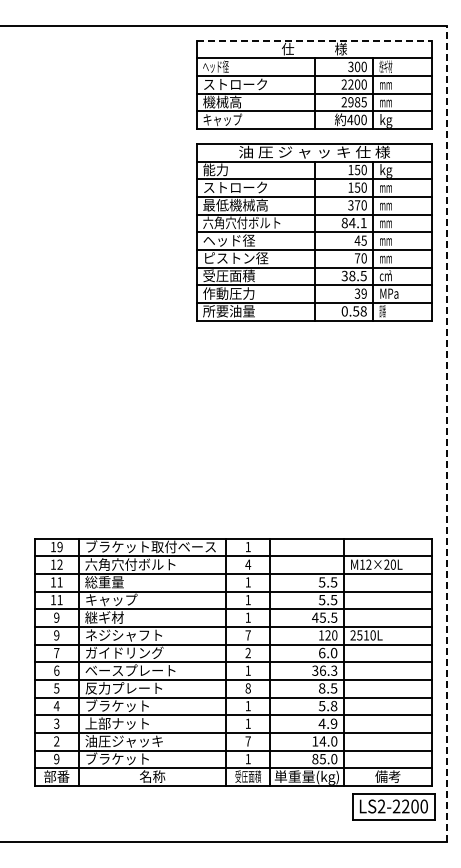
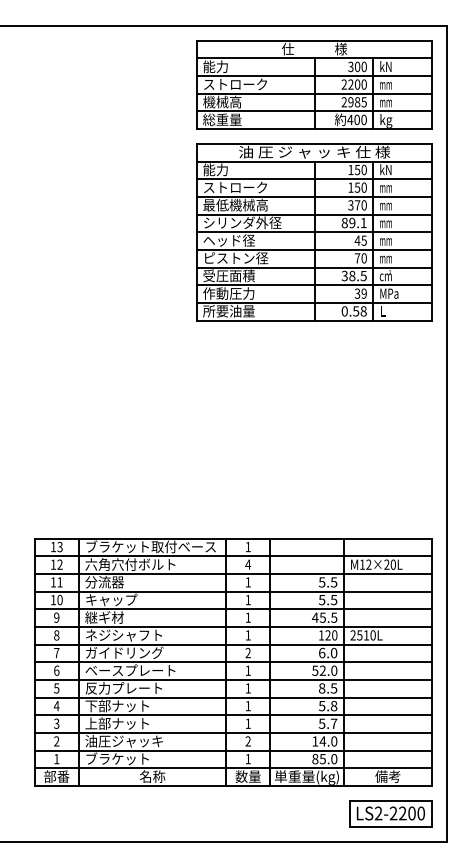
line: dashed -> solid (314, 40)
text: ヘッド径 -> 能力 (215, 66)
text: 継ギ材 -> kN (385, 66)
text: キャップ -> 総重量 (222, 119)
text: kg -> kN (386, 170)
text: 六角穴付ボルト -> シリンダ外径 (242, 222)
text: 84.1 -> 89.1 (352, 222)
text: 部番 -> L (382, 311)
line: dashed -> solid (447, 433)
text: 19 -> 13 (59, 547)
text: 総重量 -> 分流器 (104, 581)
text: 11 -> 10 (59, 599)
text: 9 -> 8 (56, 635)
text: 7 -> 1 (247, 635)
text: 36.3 -> 52.0 (324, 670)
text: 8 -> 1 (247, 688)
text: ブラケット -> 下部ナット (104, 705)
text: 4.9 -> 5.7 (327, 723)
text: 7 -> 2 (247, 741)
text: 9 -> 1 (56, 758)
text: 受圧面積 -> 数量 (248, 776)
part position: (393, 806) -> (390, 813) (390, 813)
